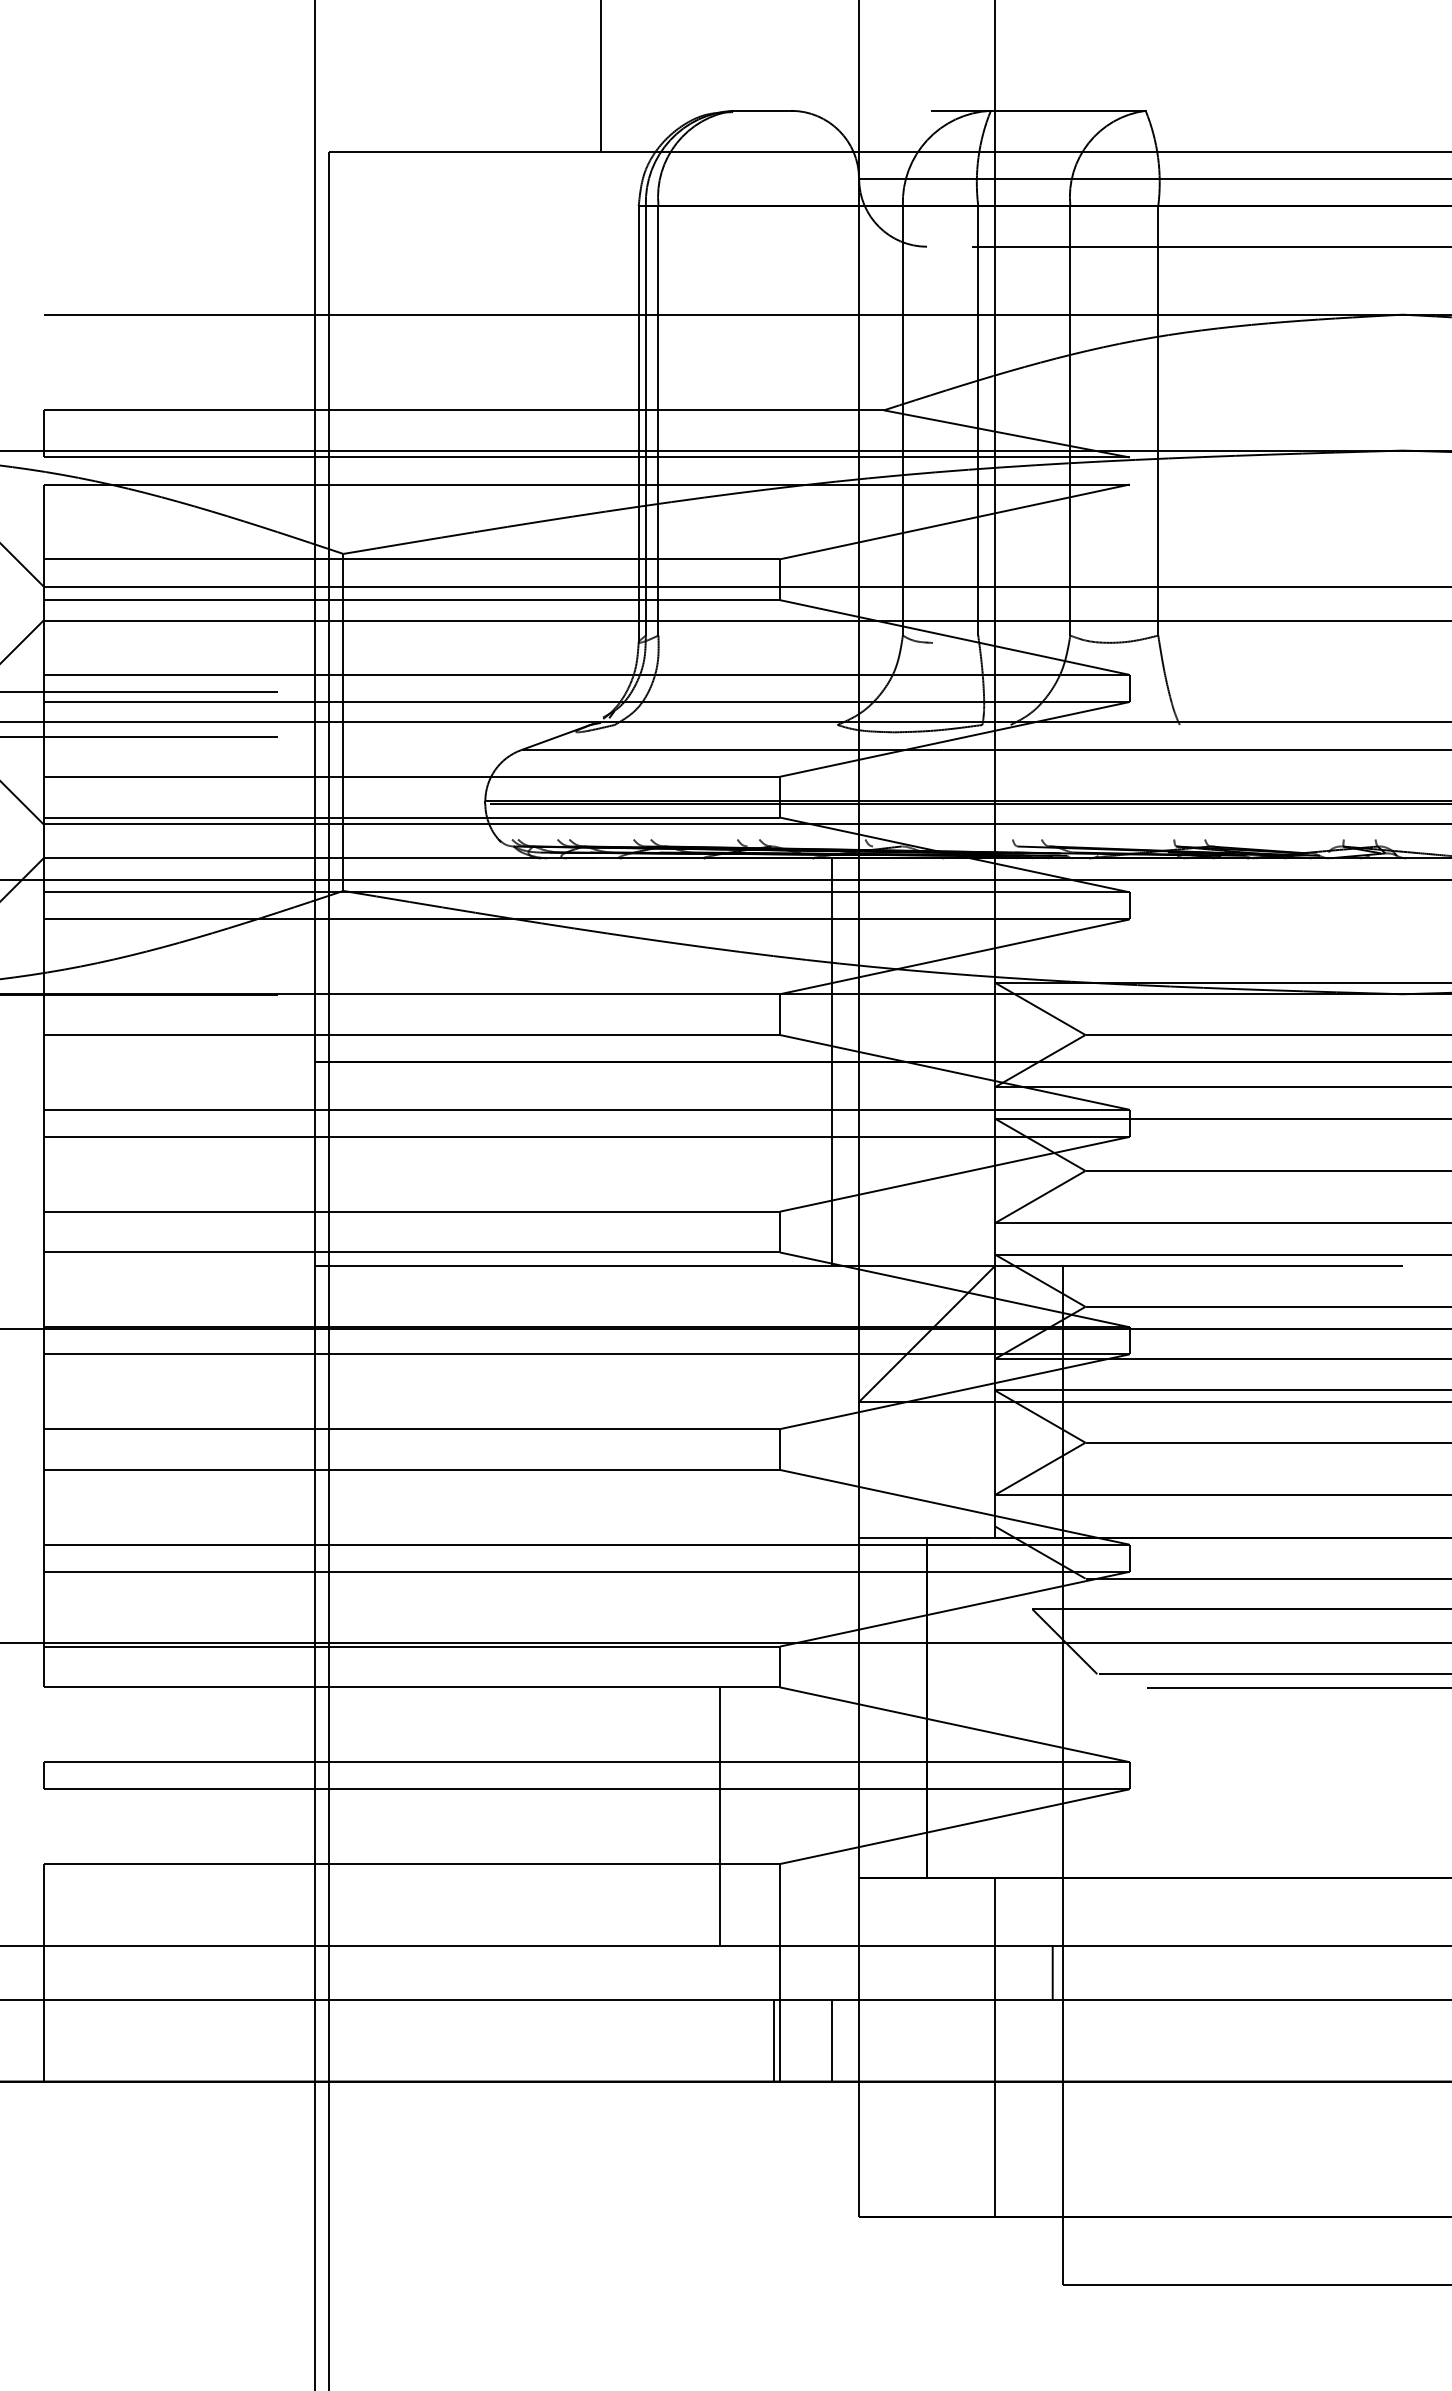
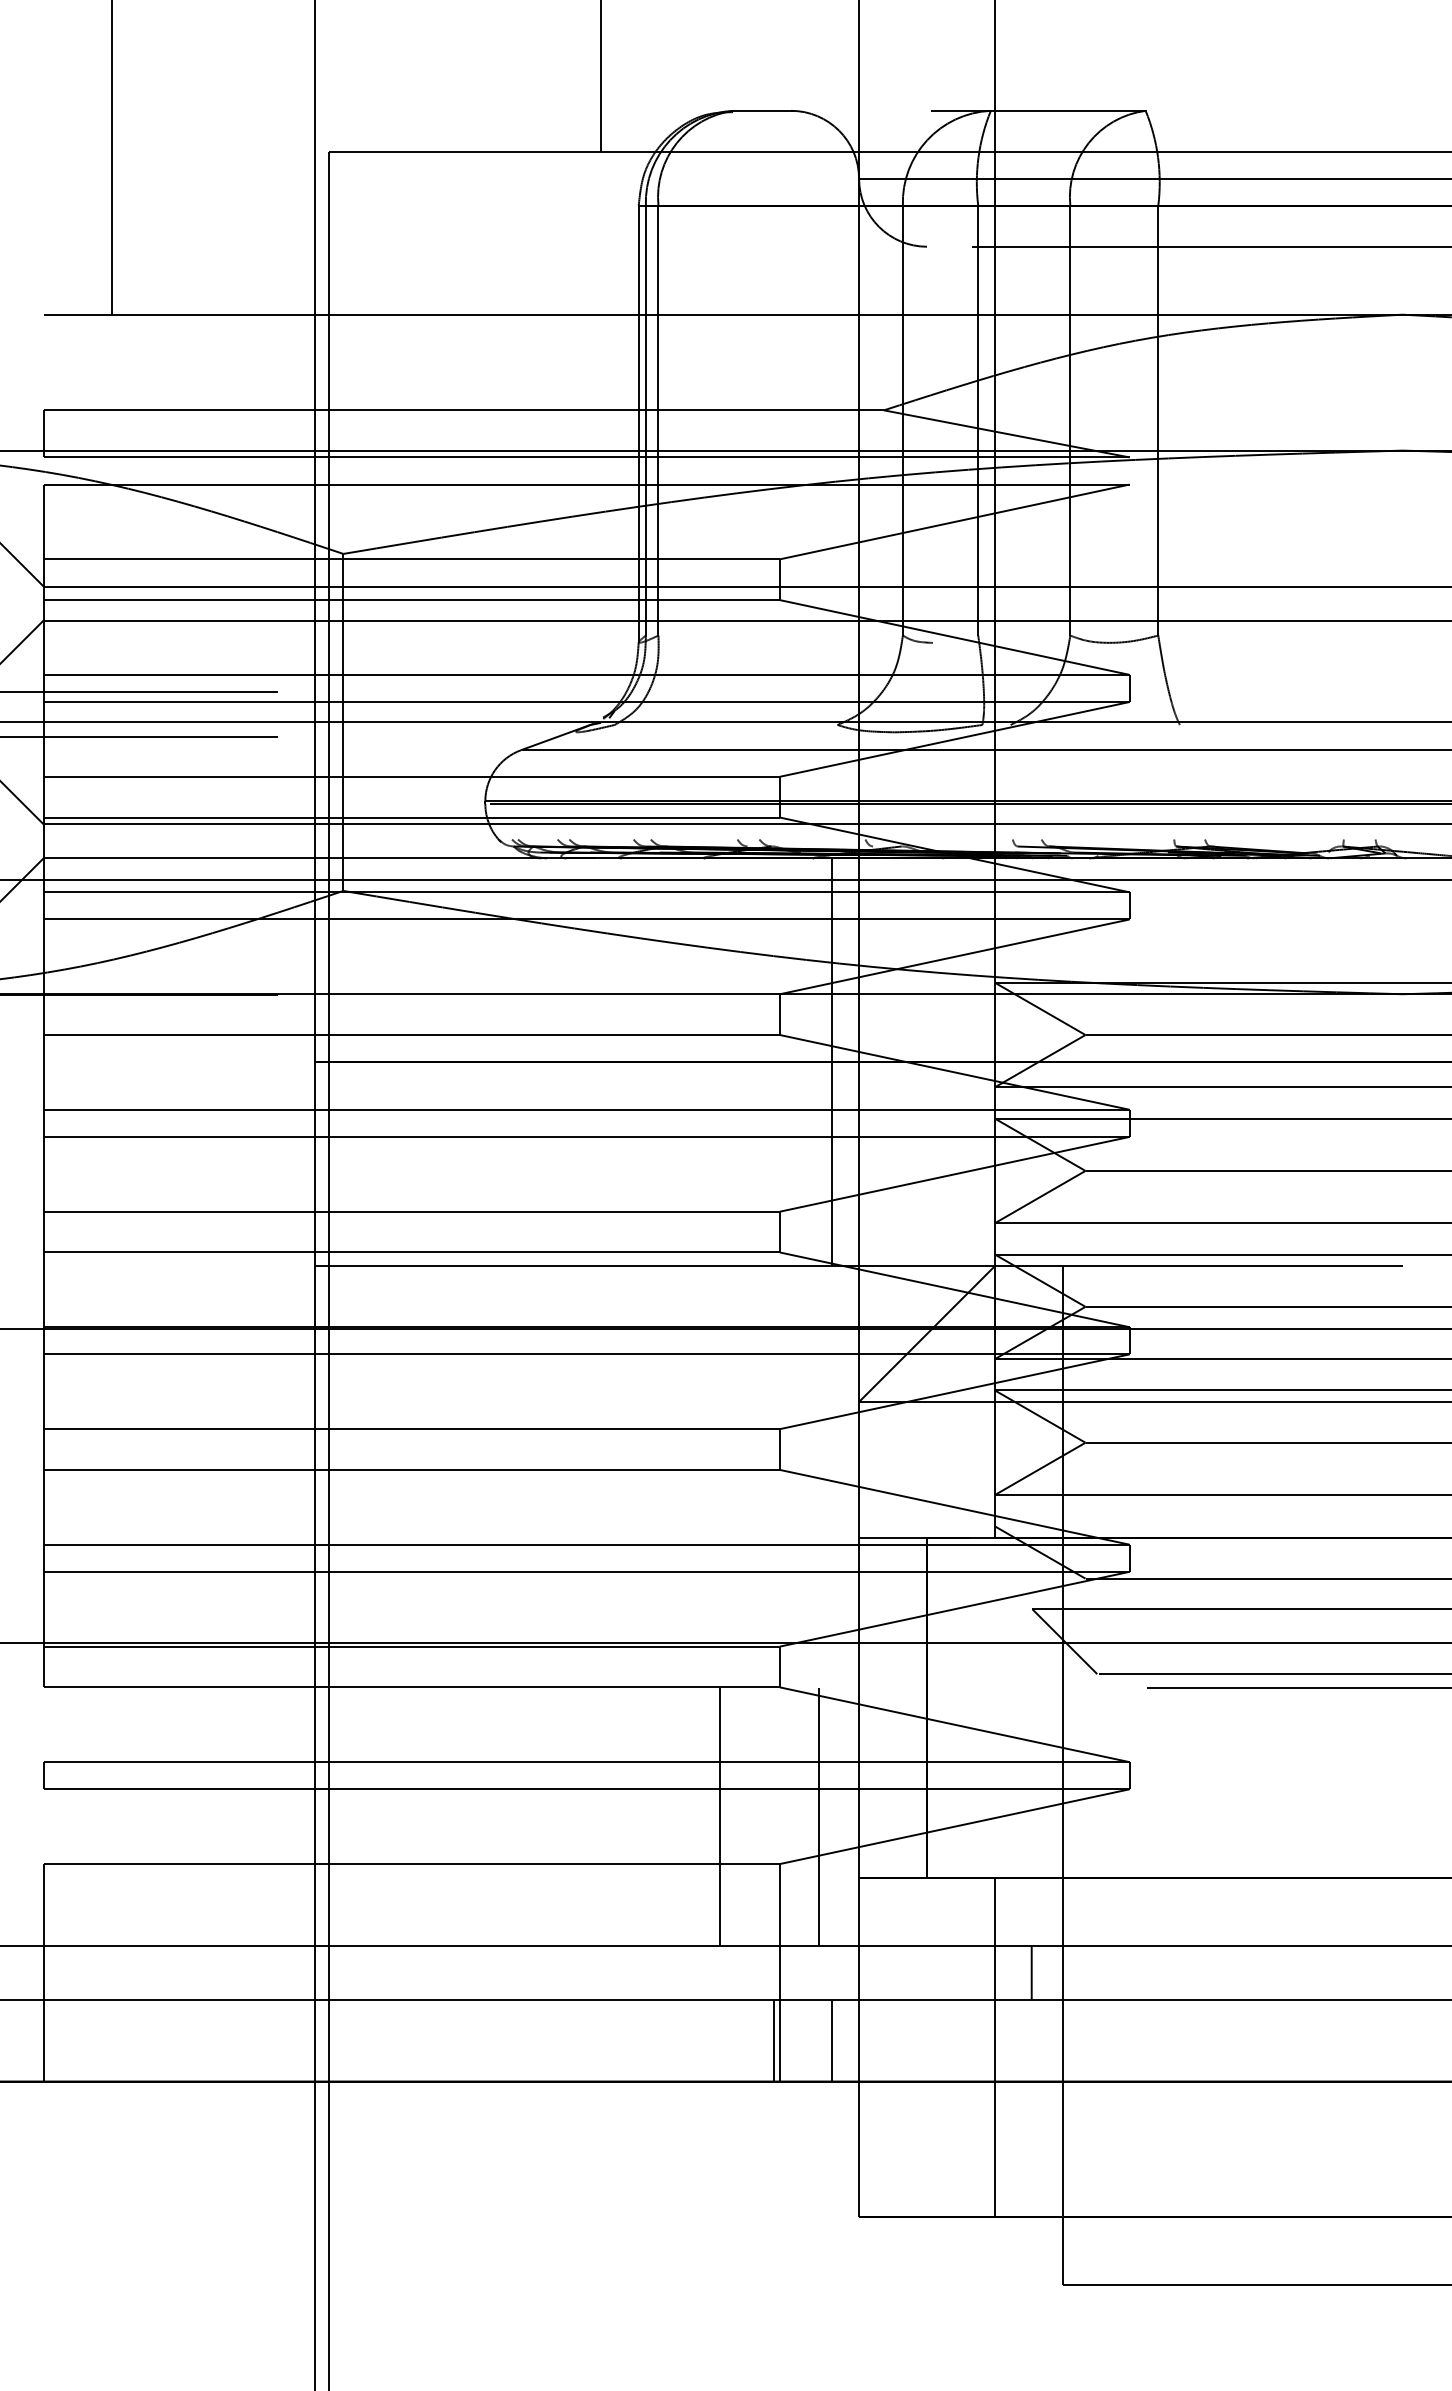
line: none -> present (111, 158)
line: none -> present (819, 1816)
line position: (1052, 1972) -> (1031, 1972) (1031, 1972)
